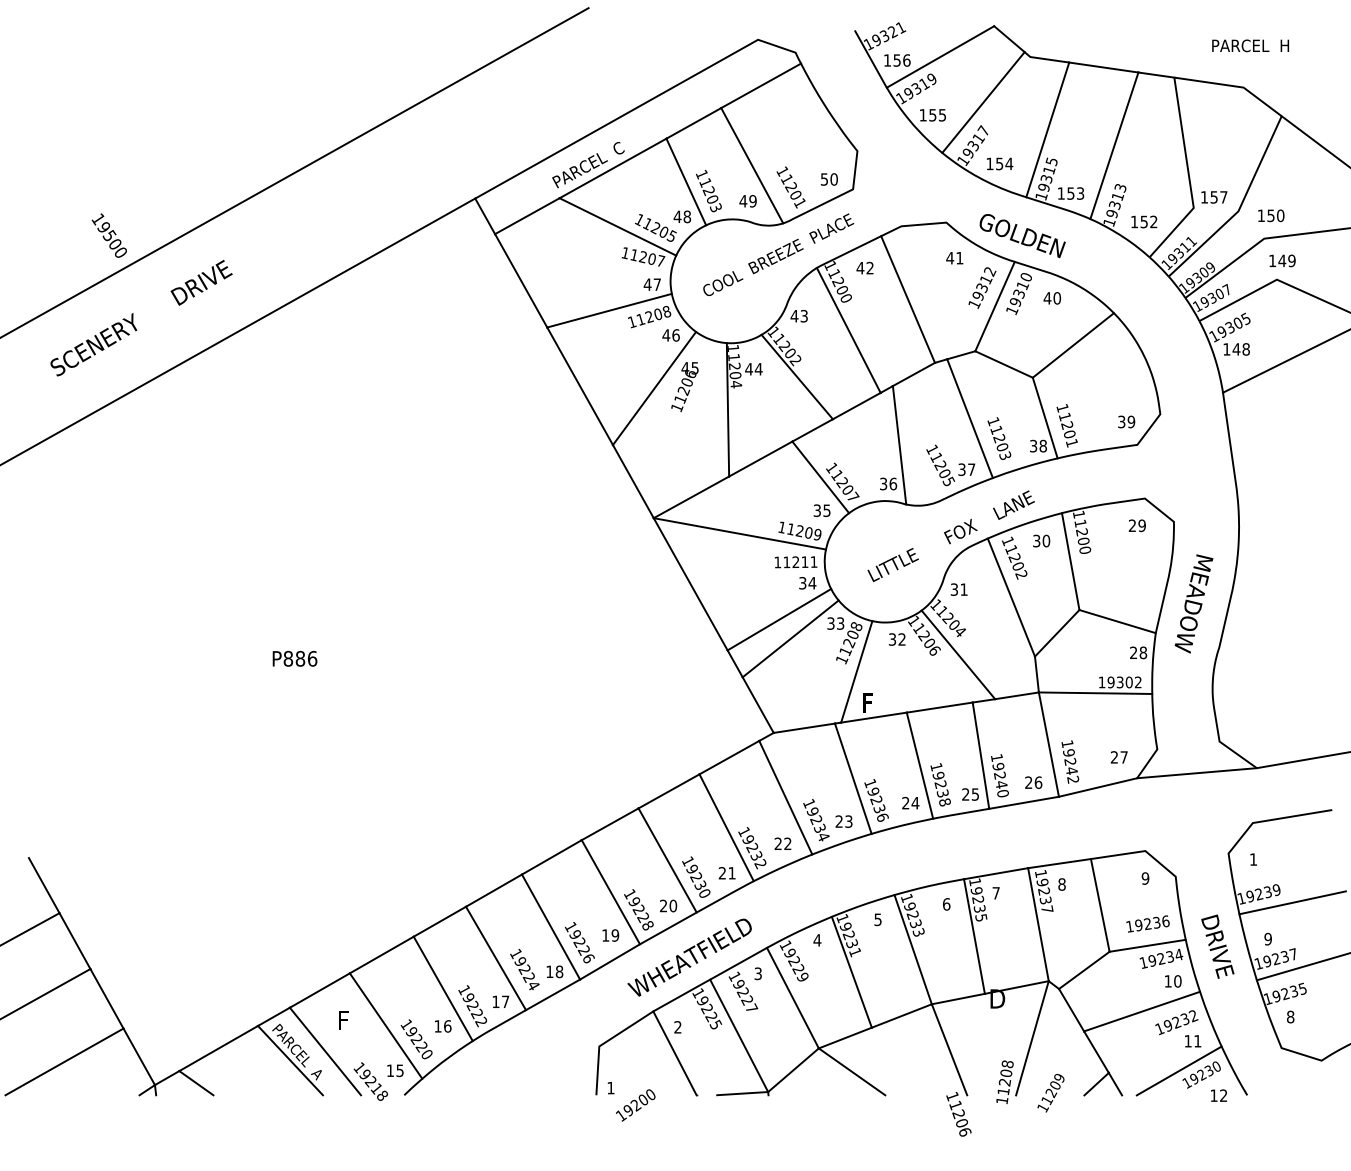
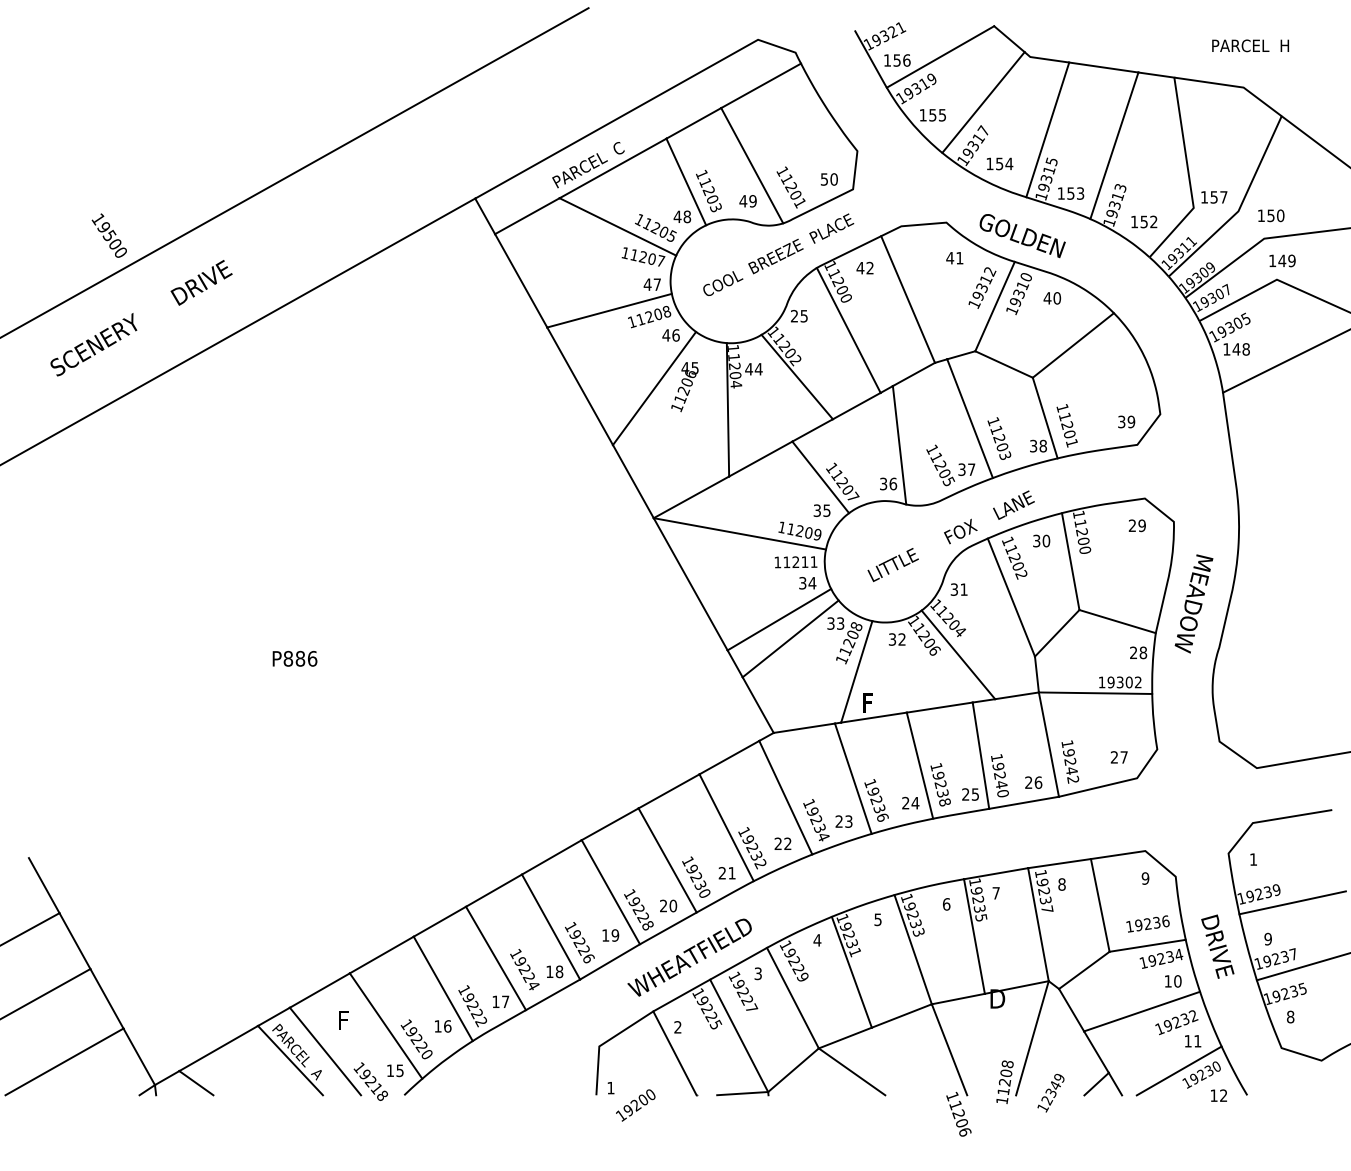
text: 43 -> 25 (798, 315)
line: present -> none (1196, 773)
text: 11209 -> 12349 (1050, 1093)
